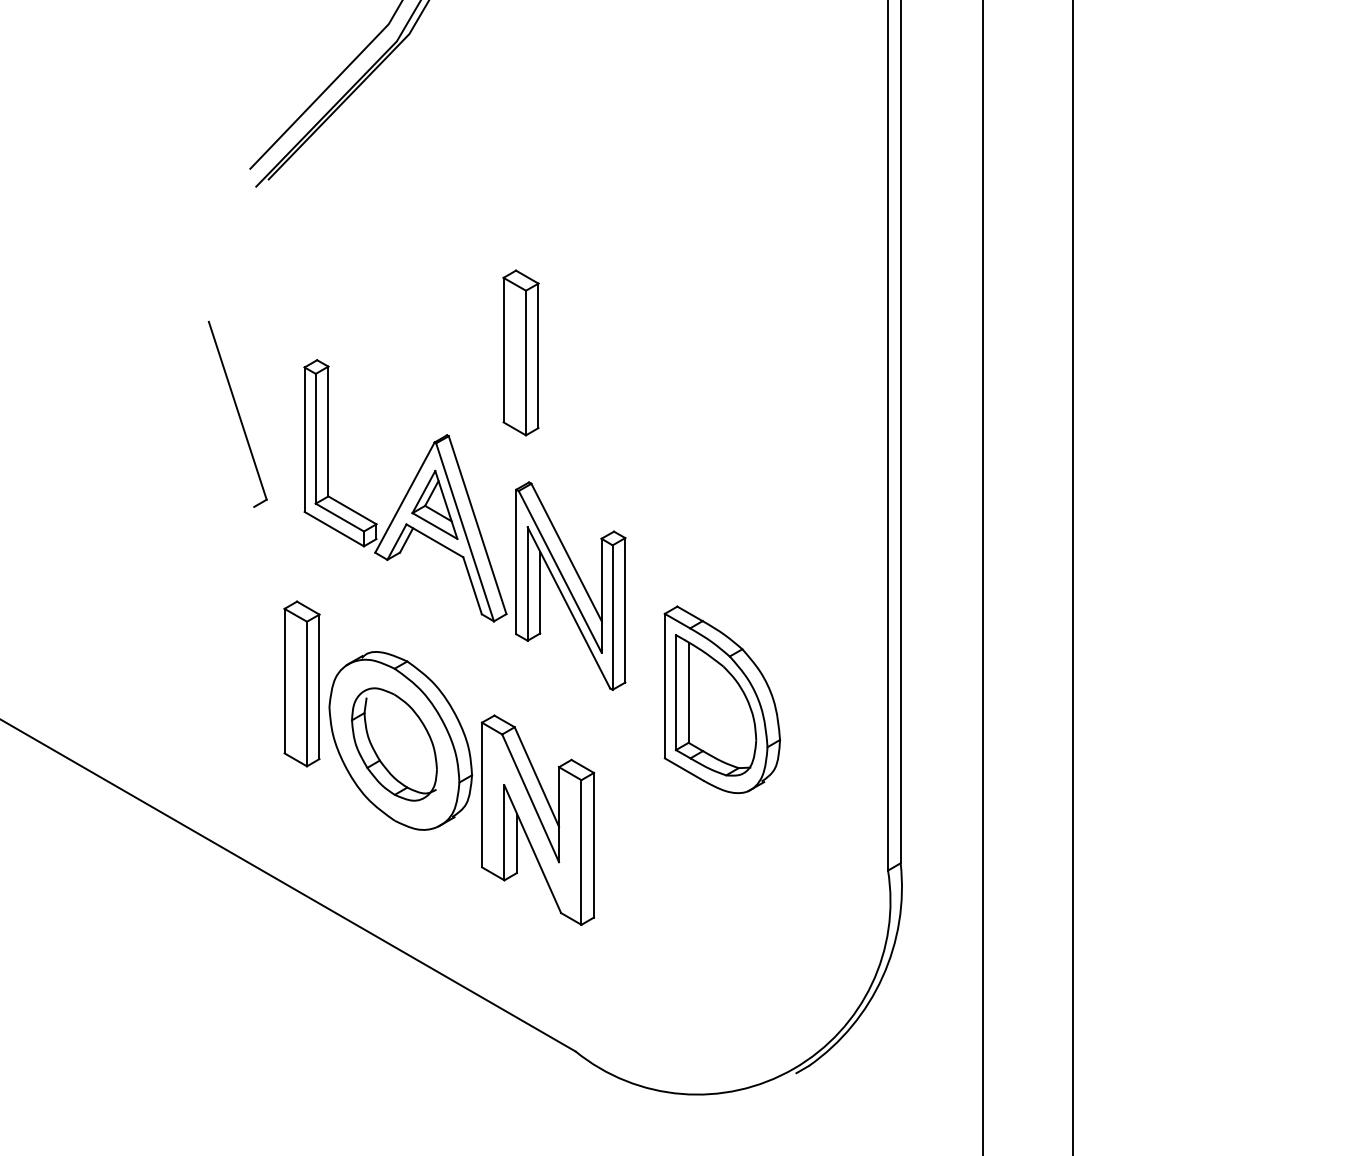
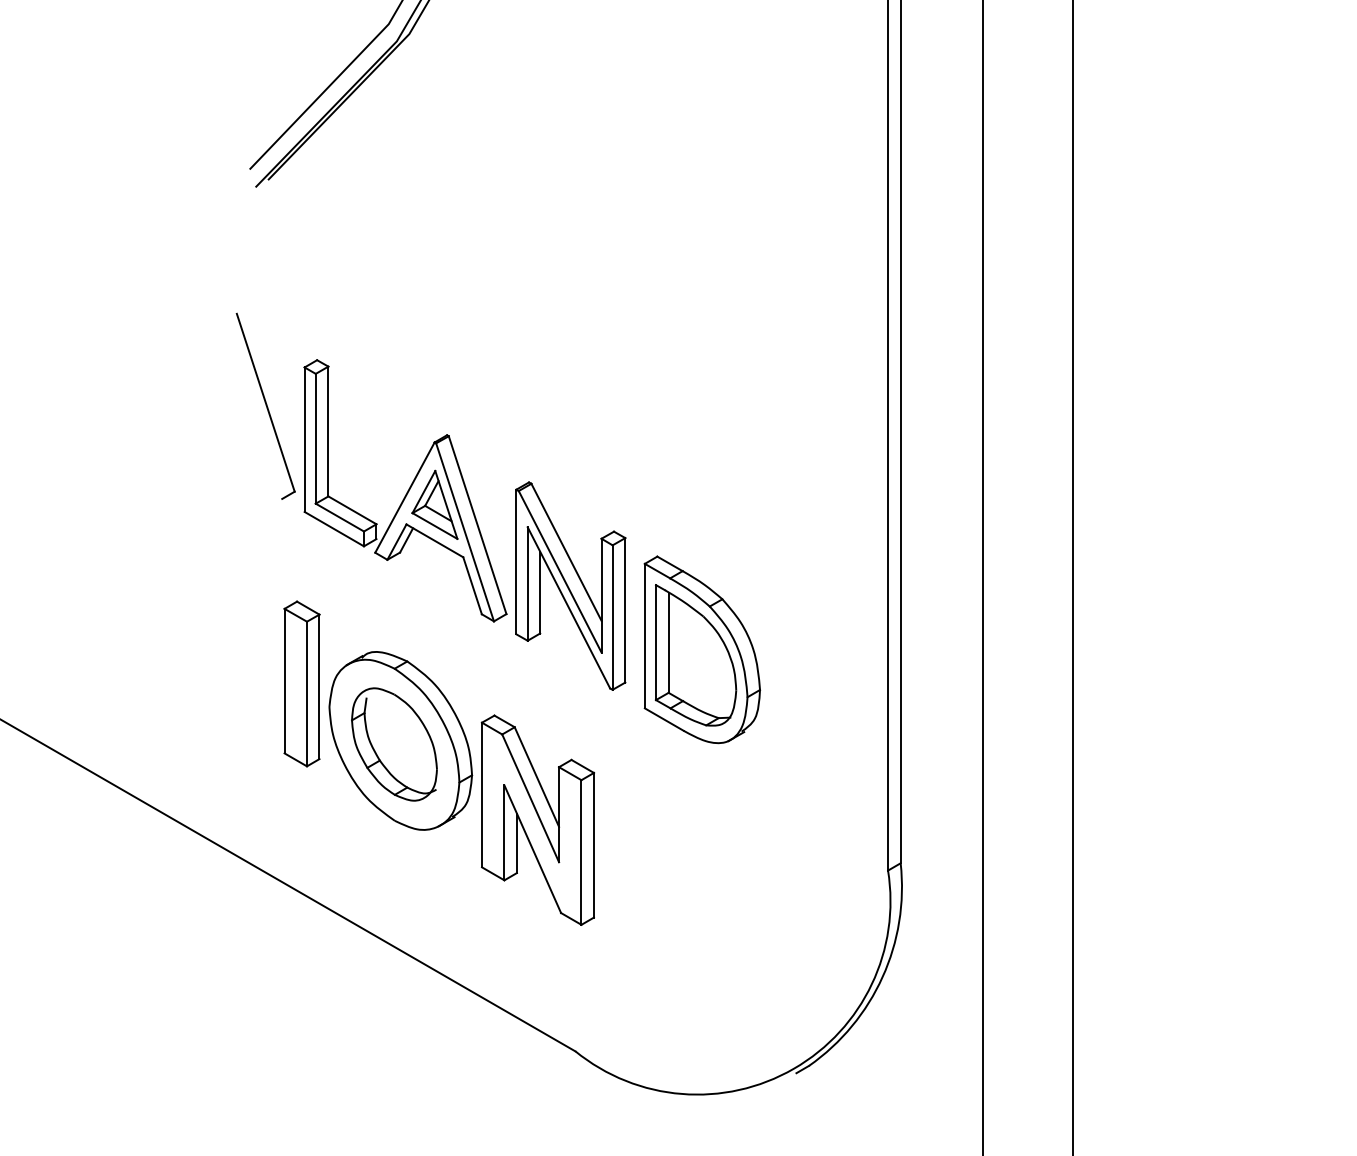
part: present -> none (520, 352)
part position: (237, 413) -> (265, 405) (265, 405)
part position: (722, 699) -> (702, 649) (702, 649)
